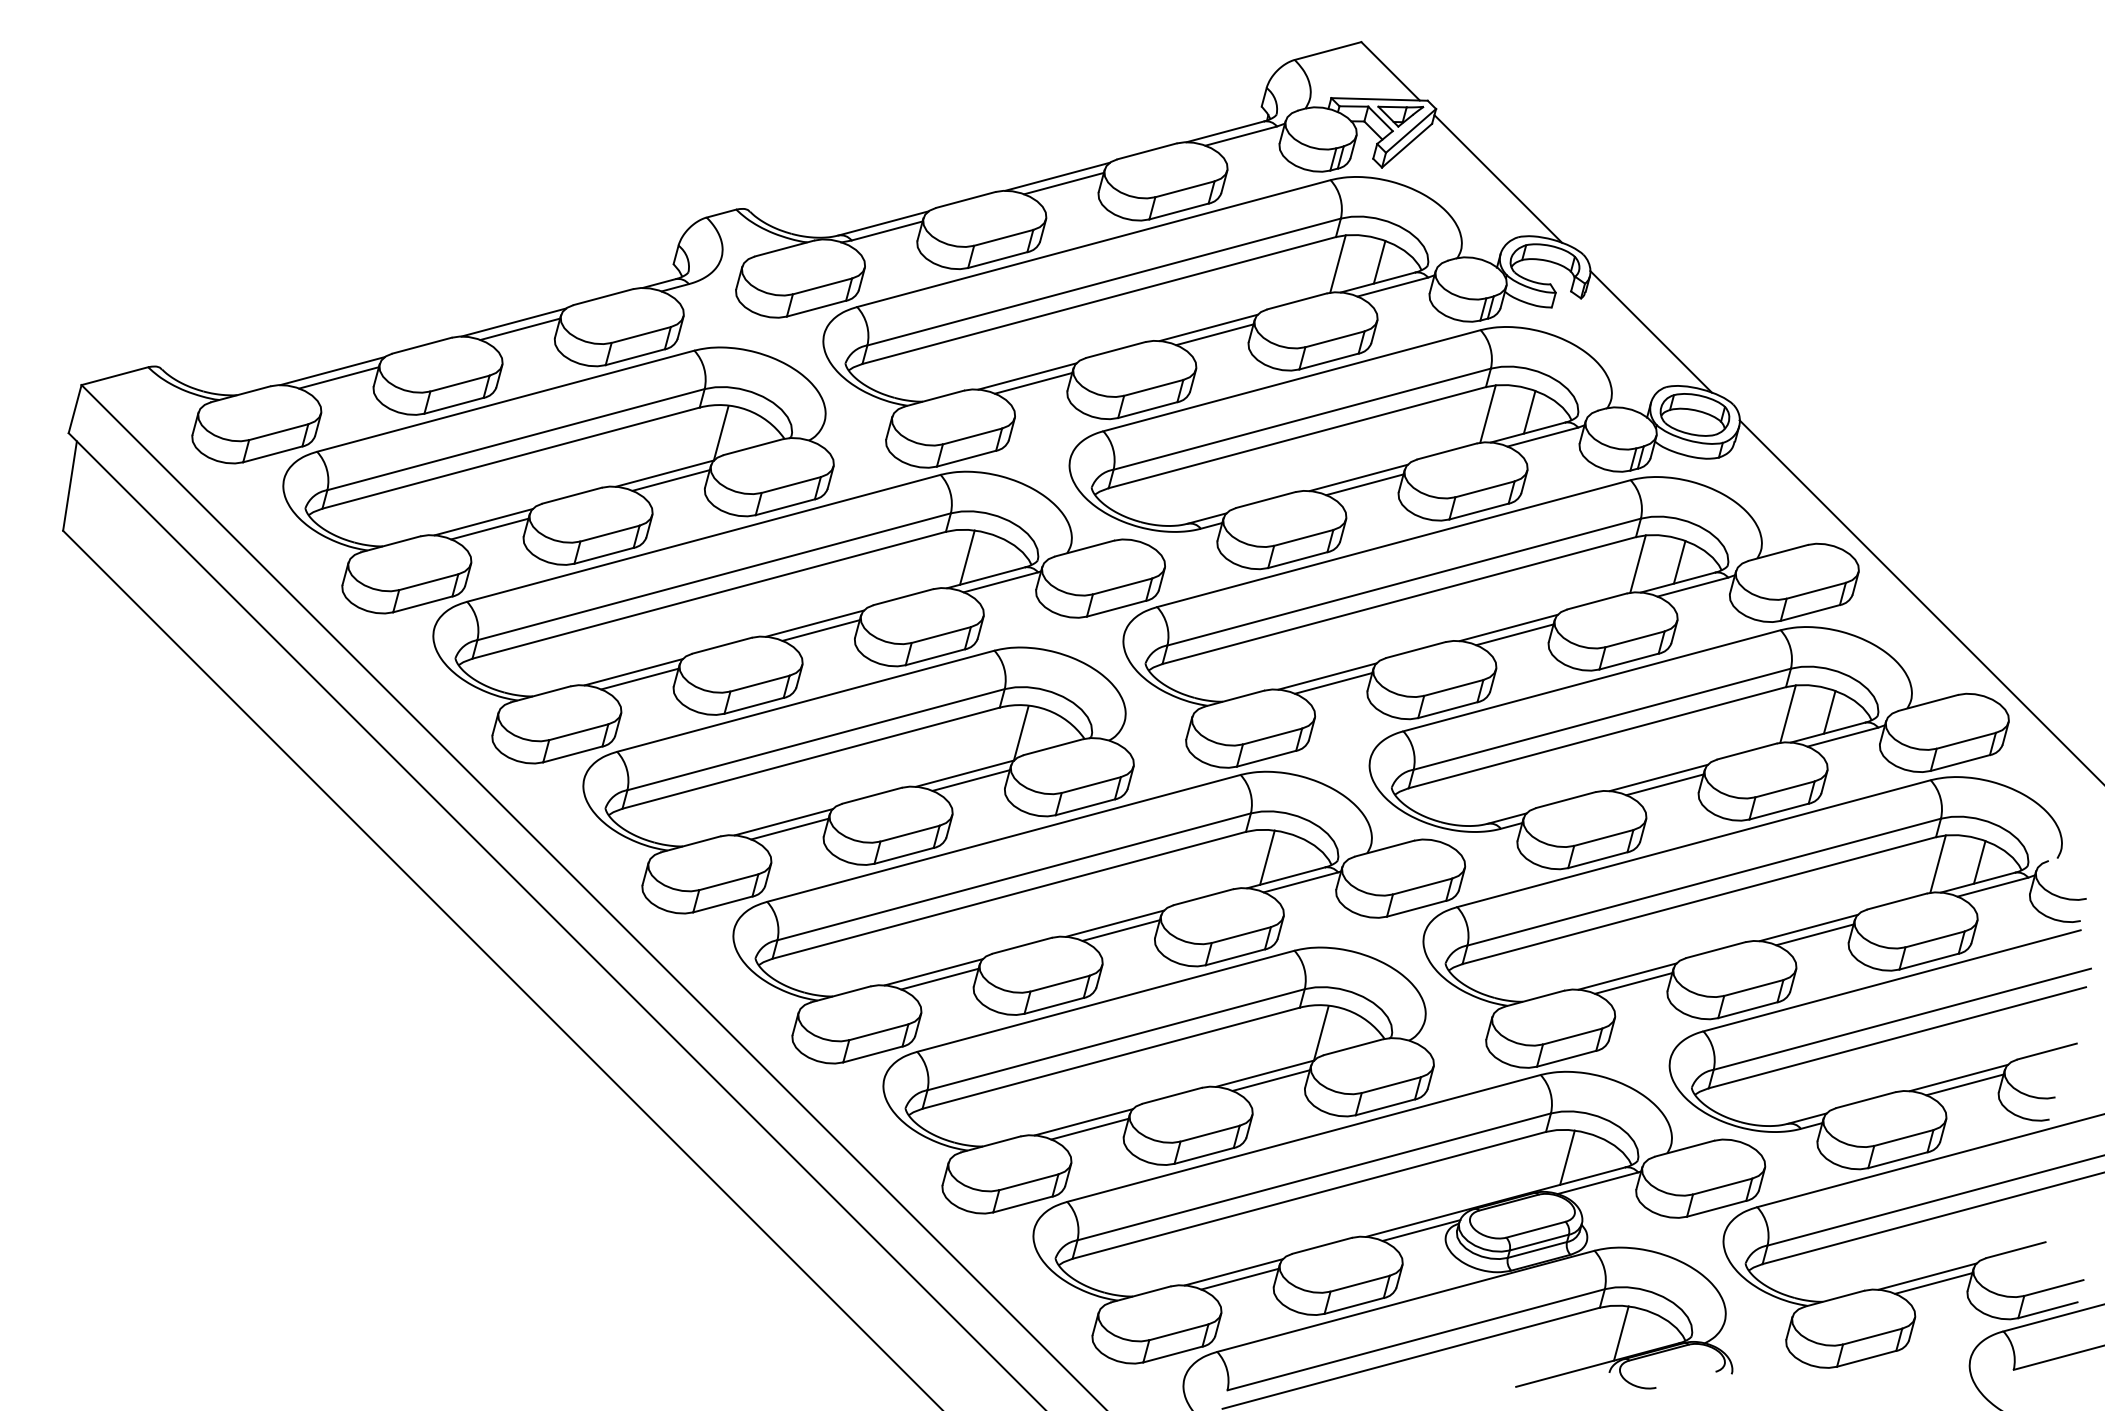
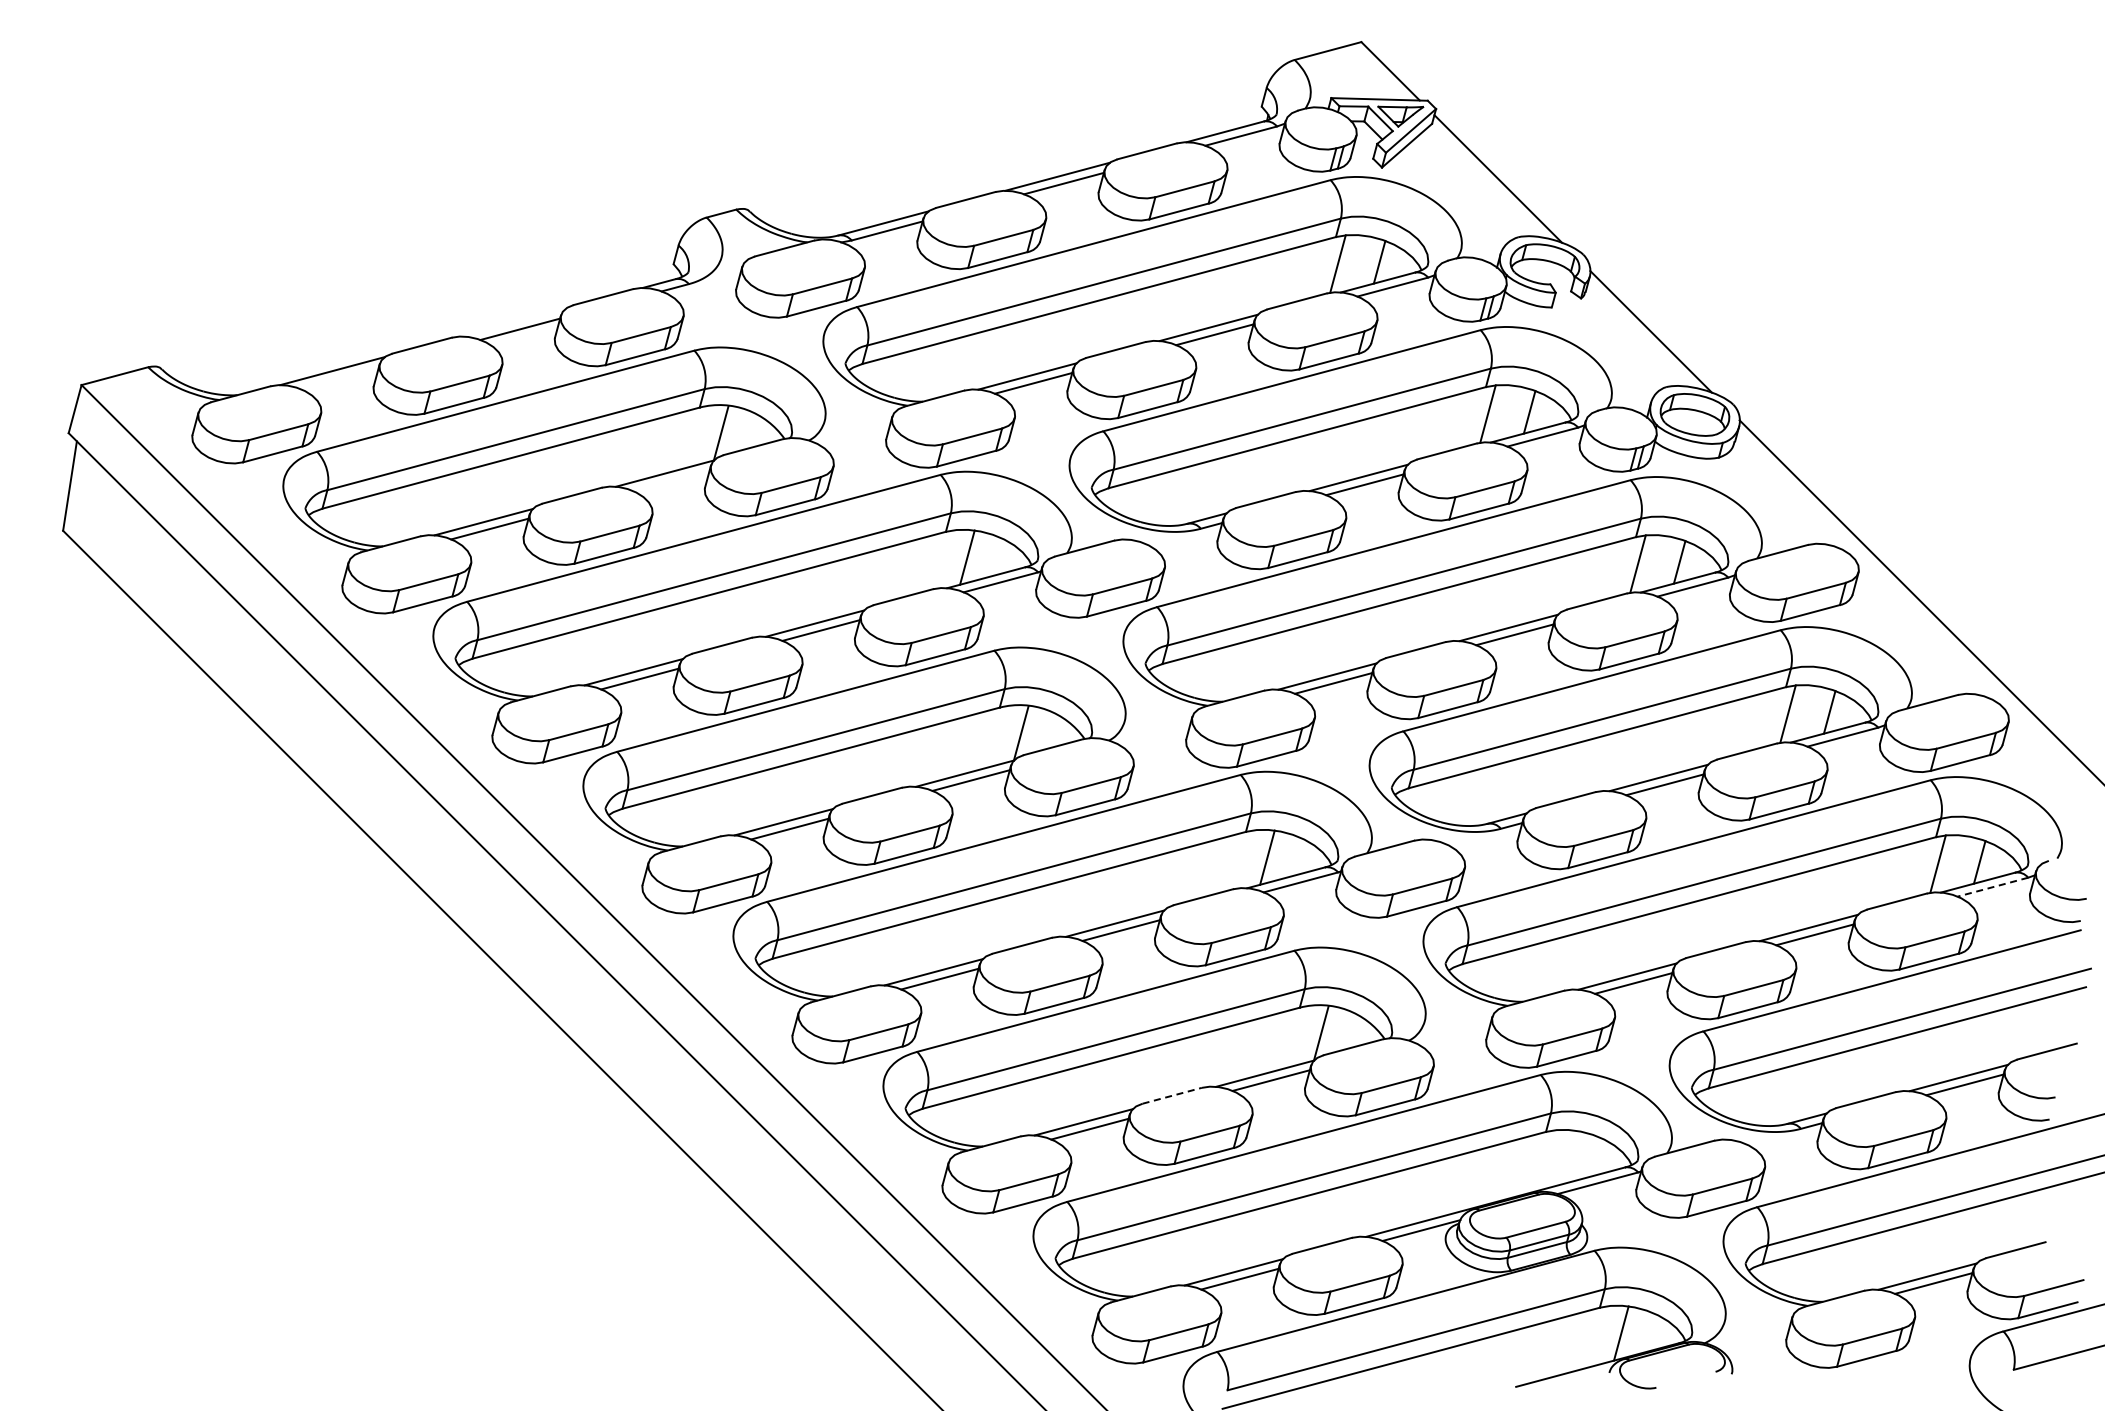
line: present -> none (513, 322)
line: present -> none (338, 377)
line: present -> none (670, 480)
line: solid -> dashed (1992, 887)
line: solid -> dashed (1172, 1095)
line: present -> none (1567, 1157)
